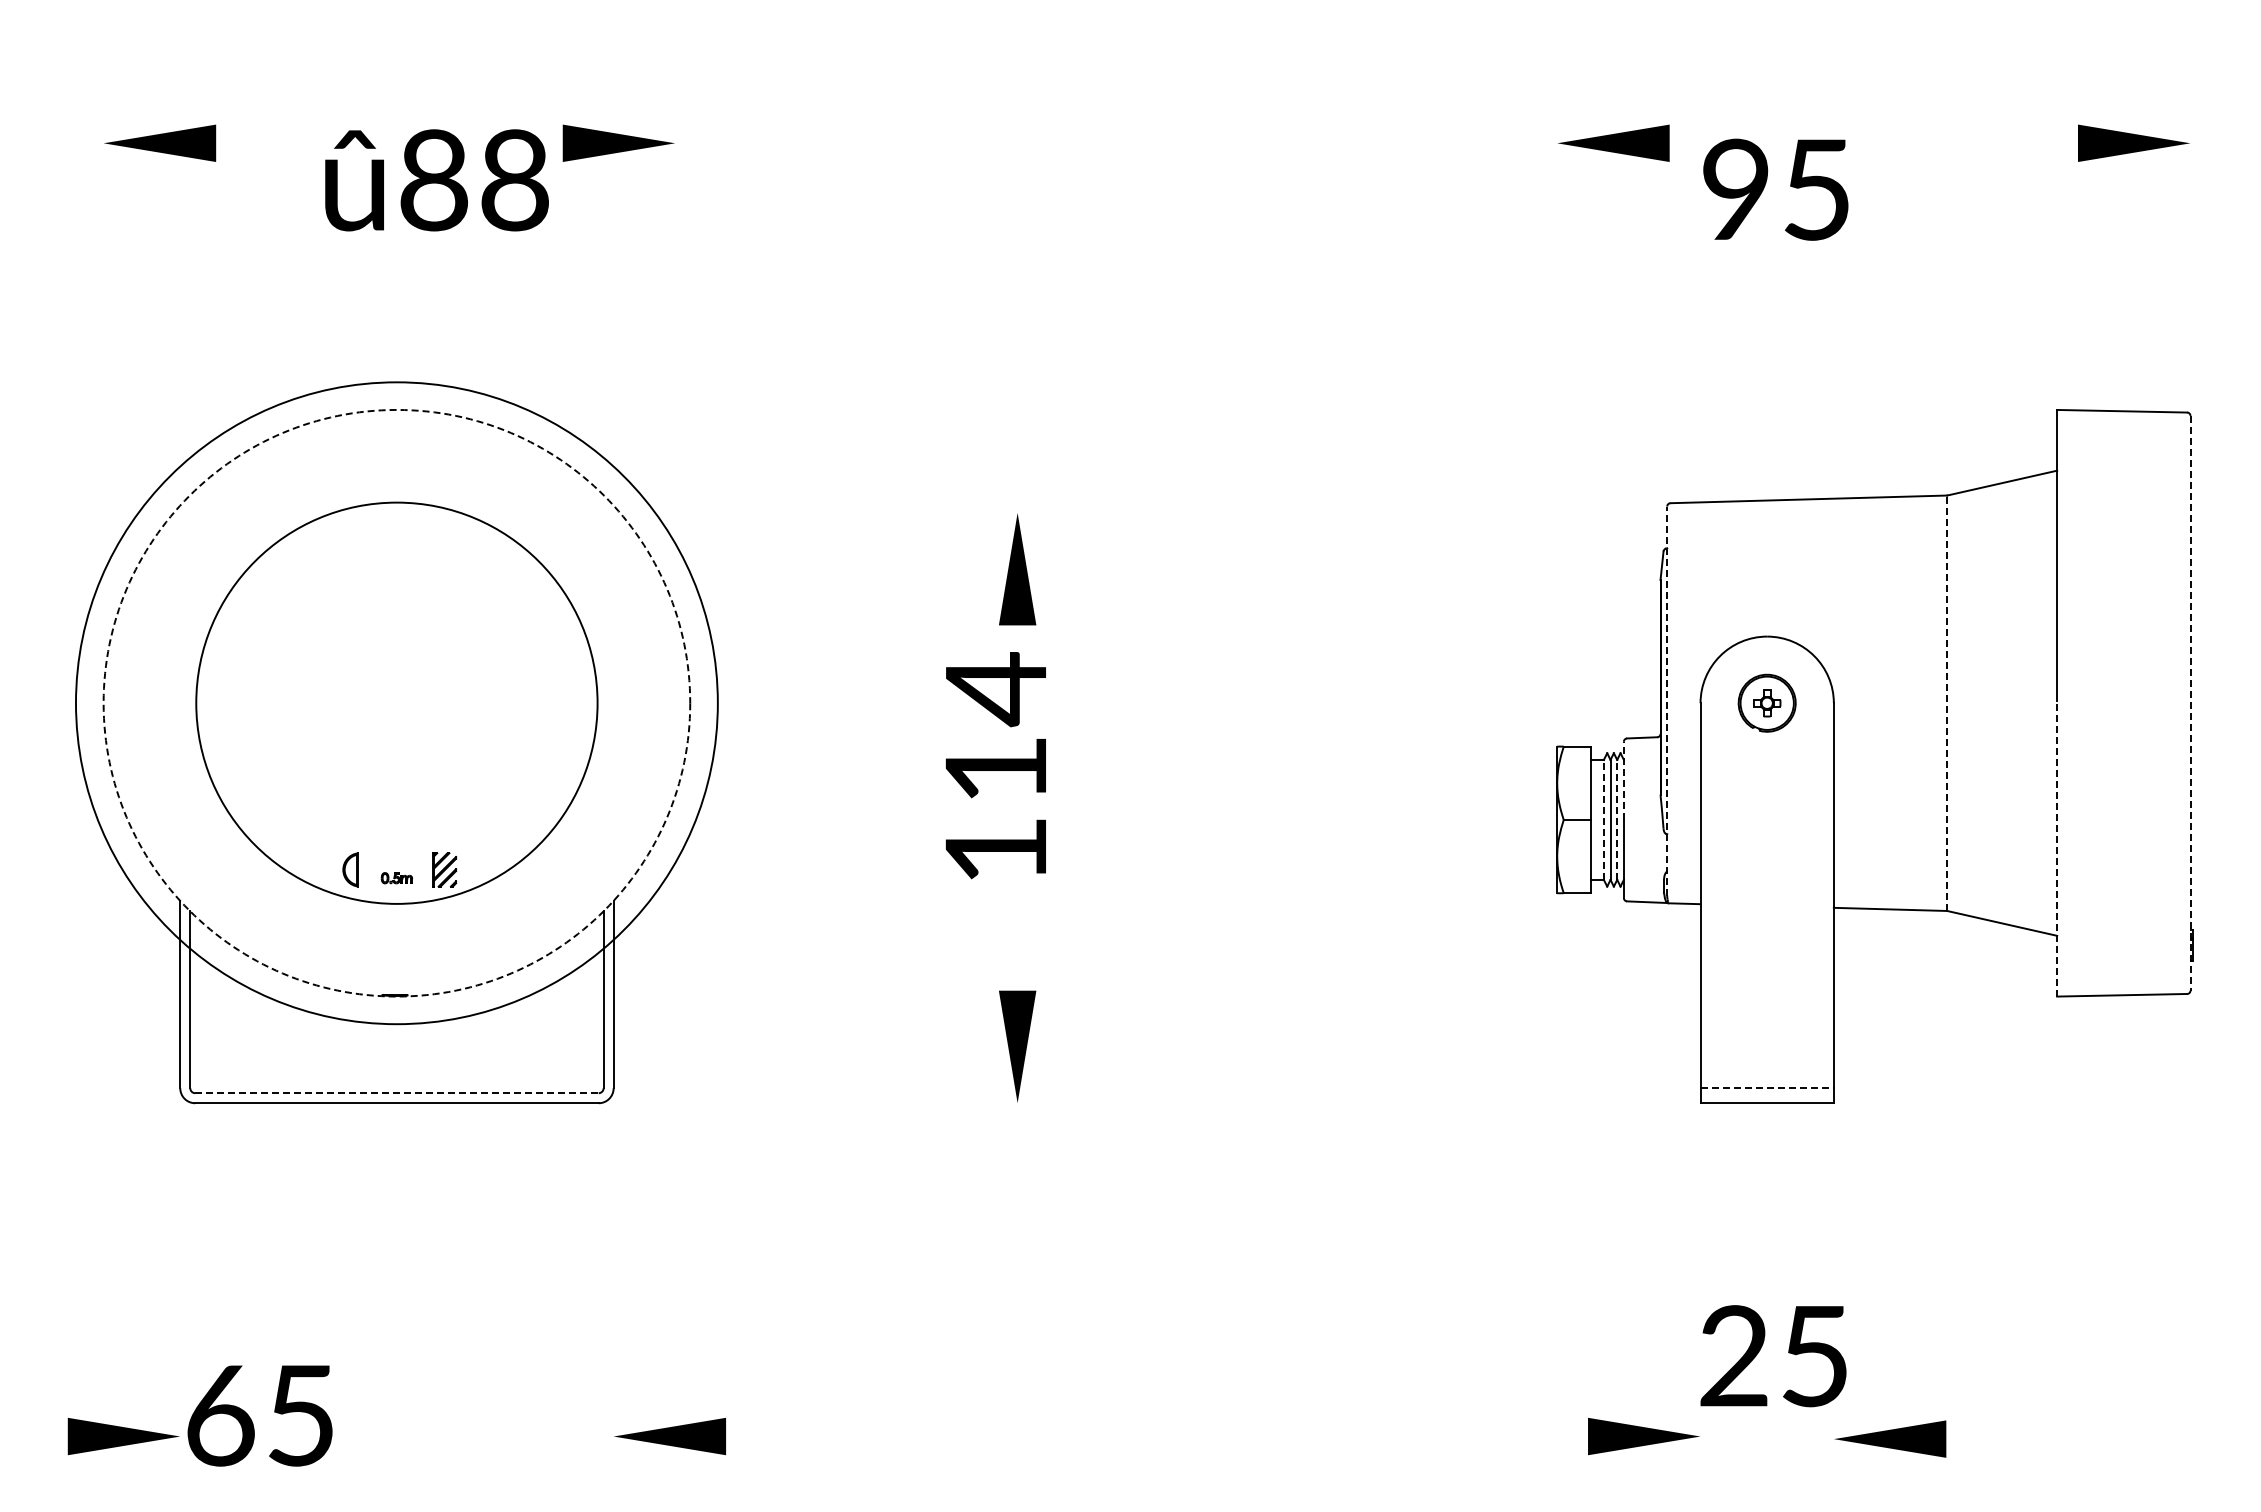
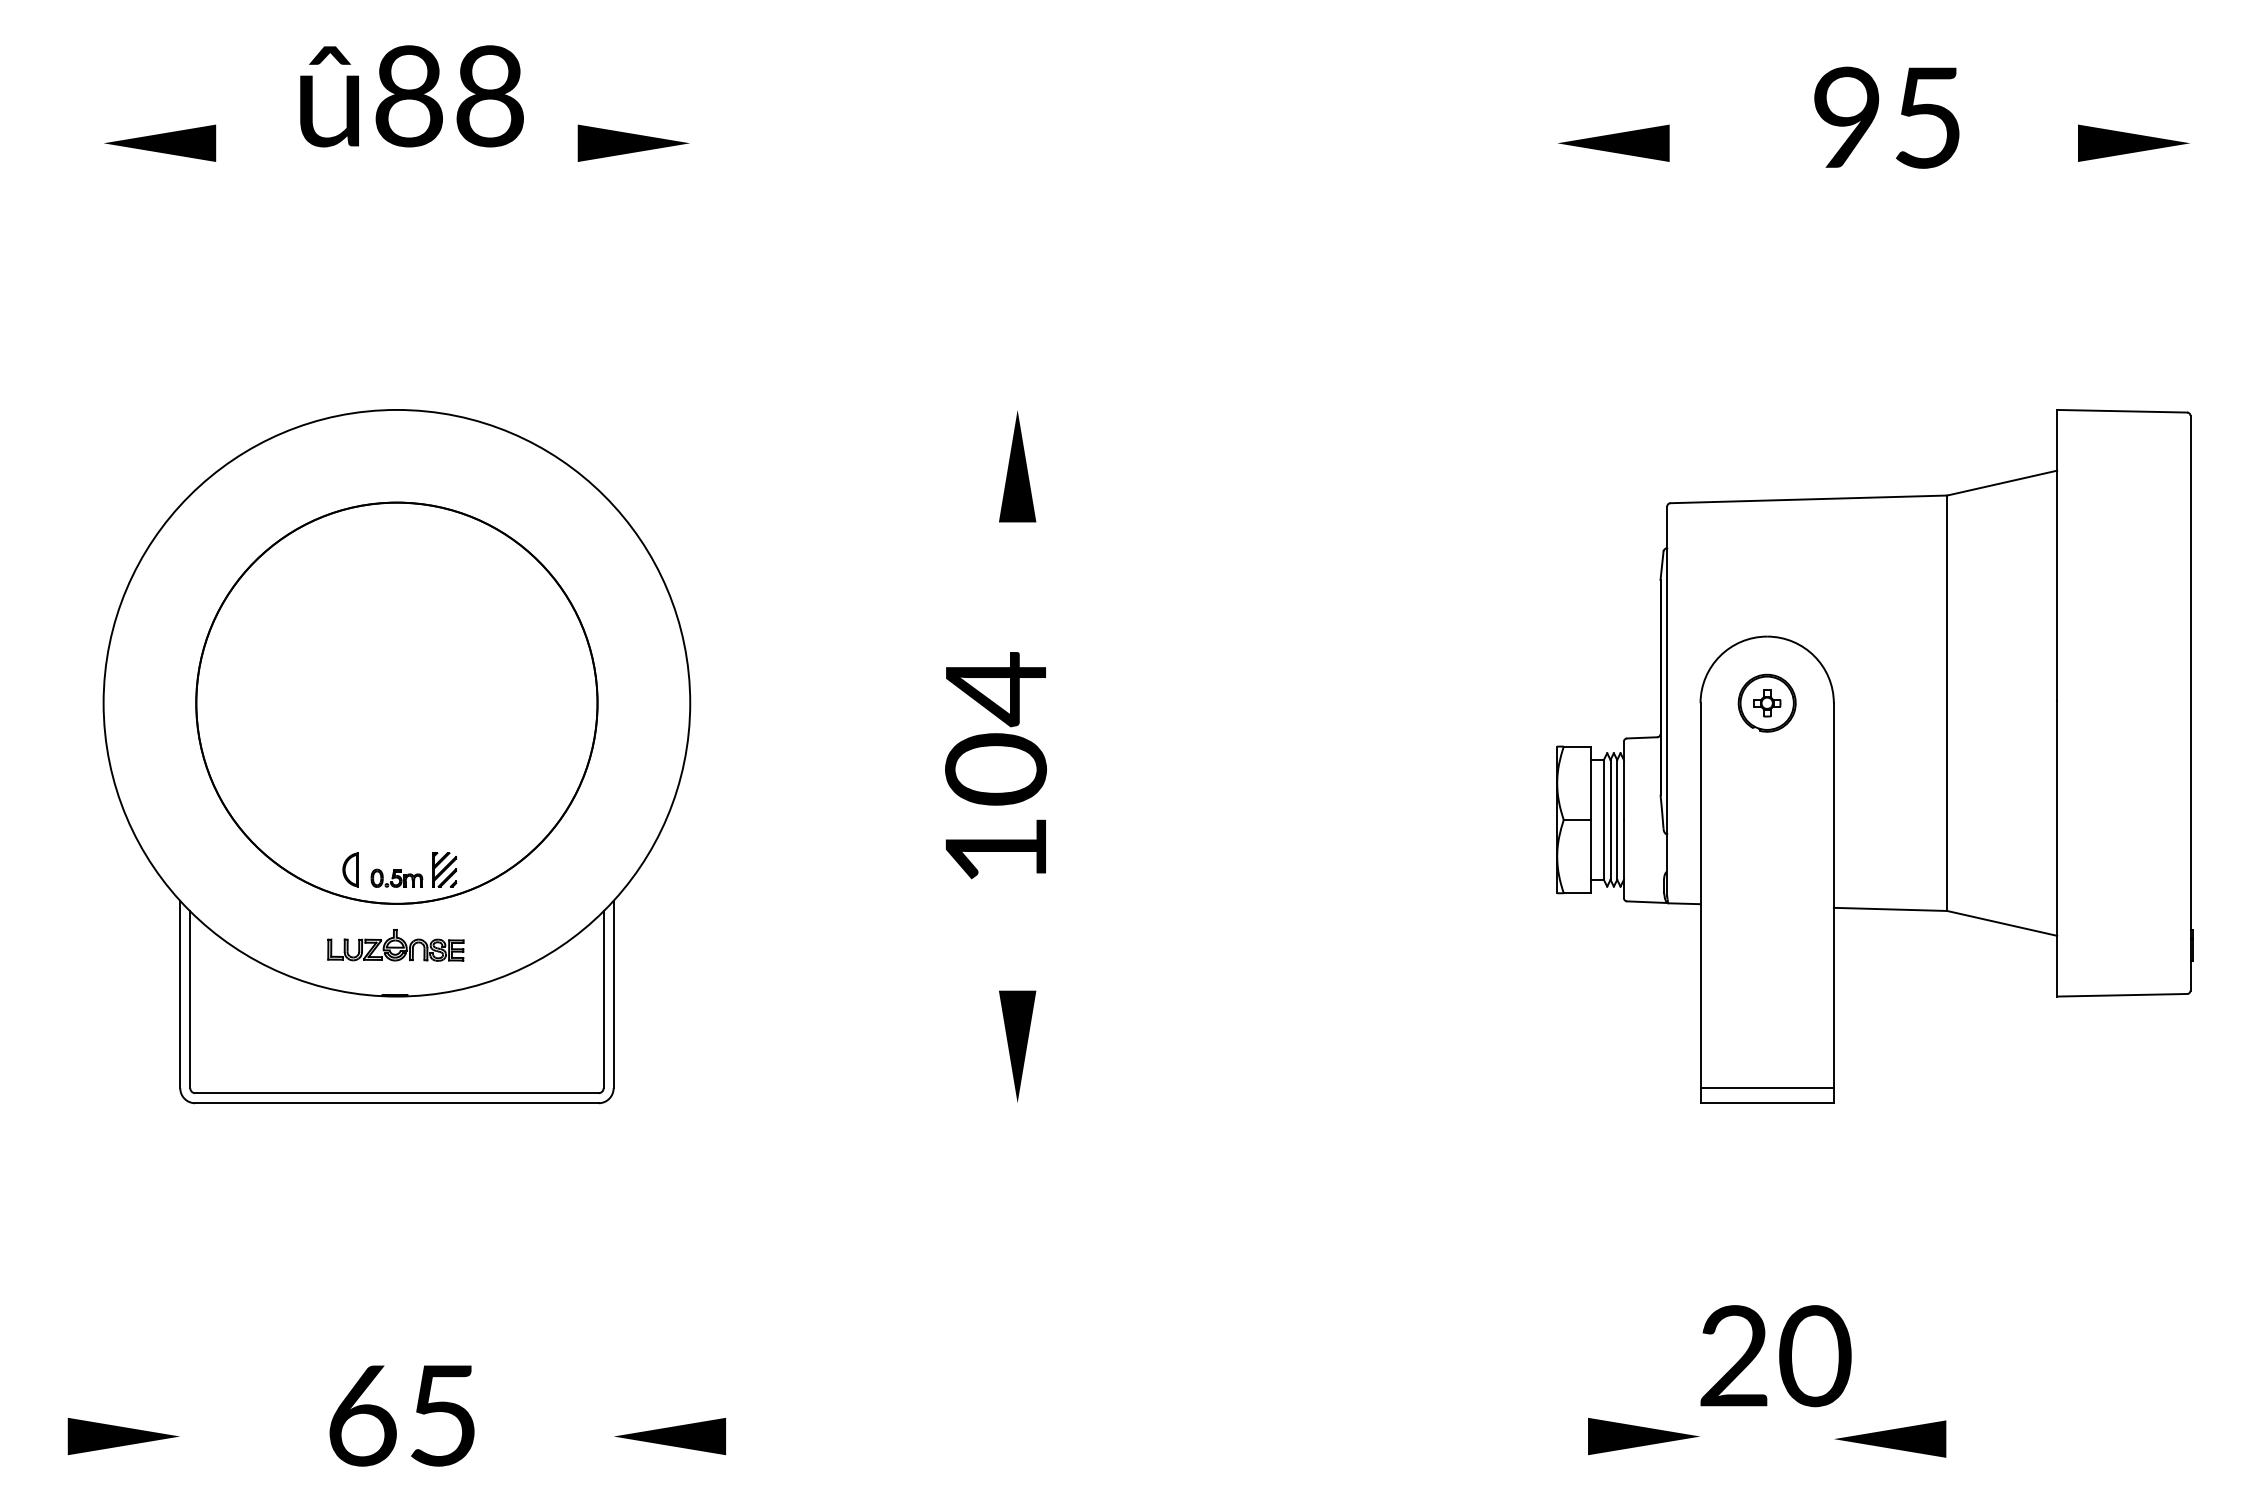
part position: (618, 142) -> (633, 142) (633, 142)
text position: (436, 180) -> (411, 96) (411, 96)
text position: (1775, 189) -> (1886, 117) (1886, 117)
part position: (1017, 569) -> (1017, 466) (1017, 466)
line: dashed -> solid (1667, 701)
circle: dashed -> solid (396, 702)
circle diameter: 642 px -> 401 px (396, 702)
line: dashed -> solid (1946, 703)
line: dashed -> solid (2190, 703)
text: 114 -> 104 (996, 769)
line: dashed -> solid (1623, 780)
line: dashed -> solid (1603, 819)
line: dashed -> solid (1617, 819)
line: dashed -> solid (2057, 848)
part size: 33x13 px -> 54x20 px (396, 877)
part: none -> present (395, 945)
line: dashed -> solid (1767, 1088)
line: dashed -> solid (396, 1093)
text: 25 -> 20 (1815, 1356)
text position: (259, 1415) -> (401, 1415) (401, 1415)
